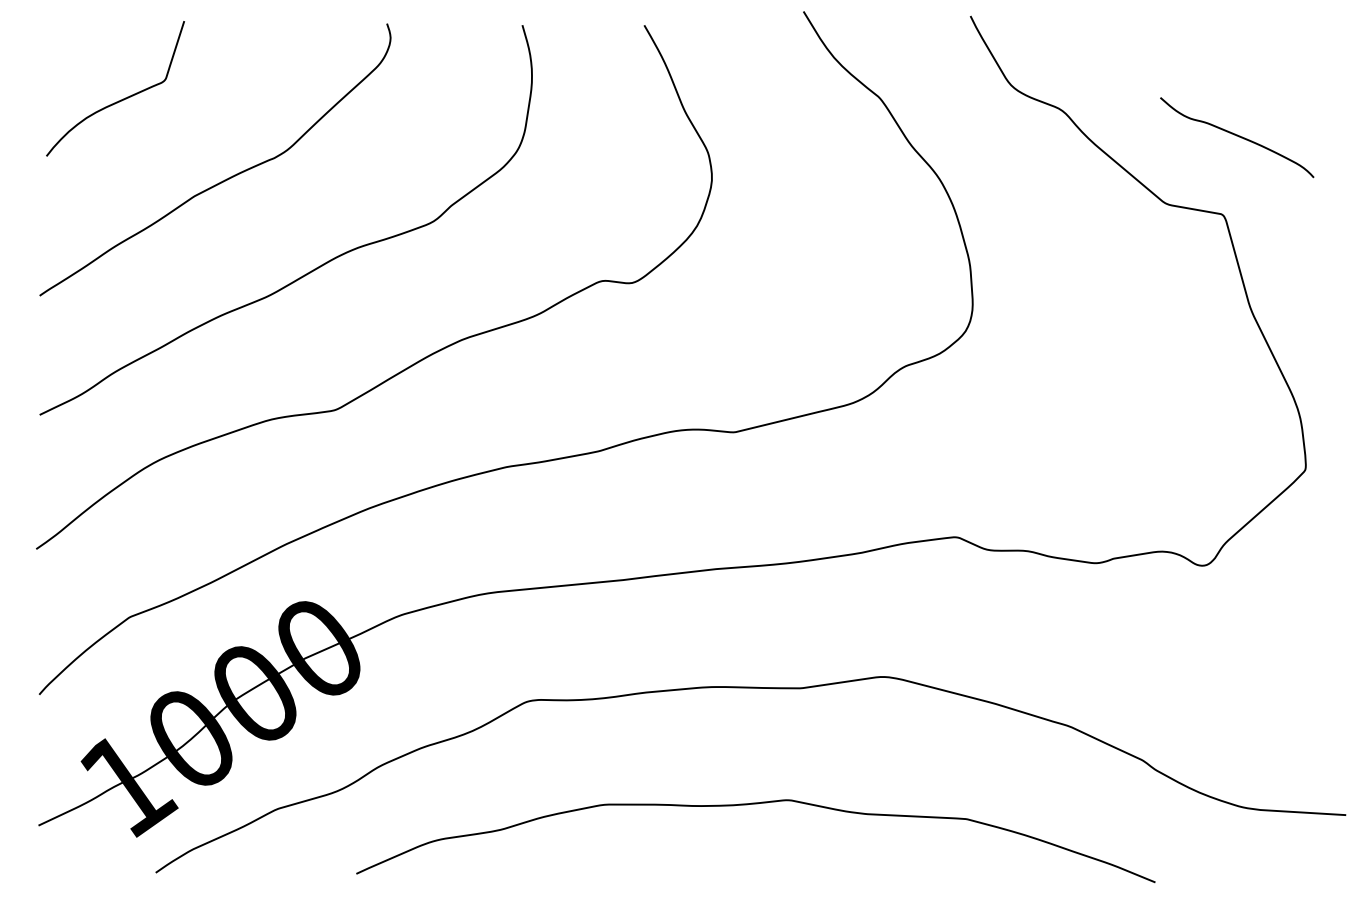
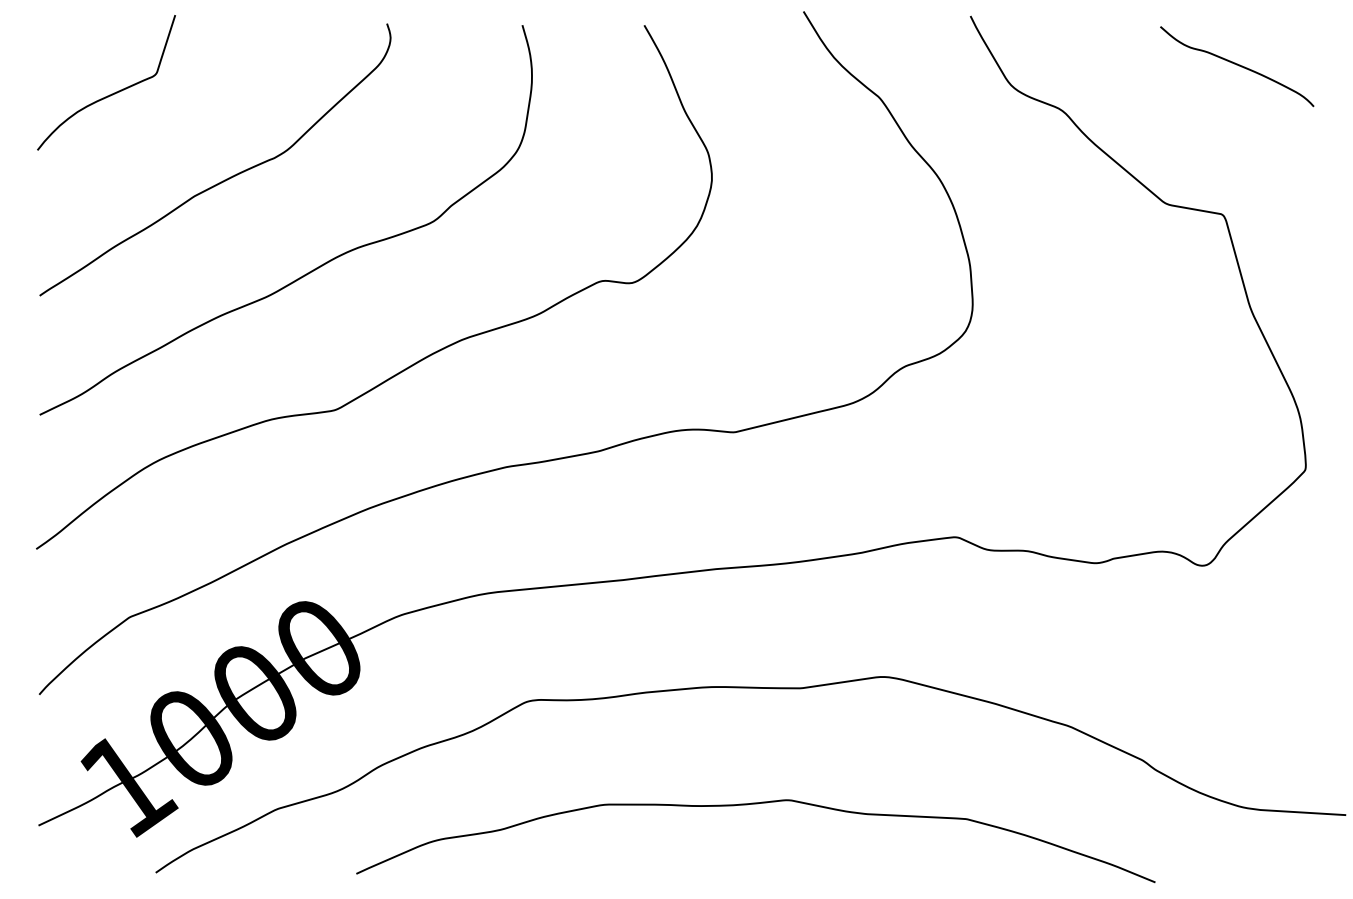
curve position: (120, 99) -> (111, 93) (111, 93)
curve position: (1237, 136) -> (1237, 65) (1237, 65)
